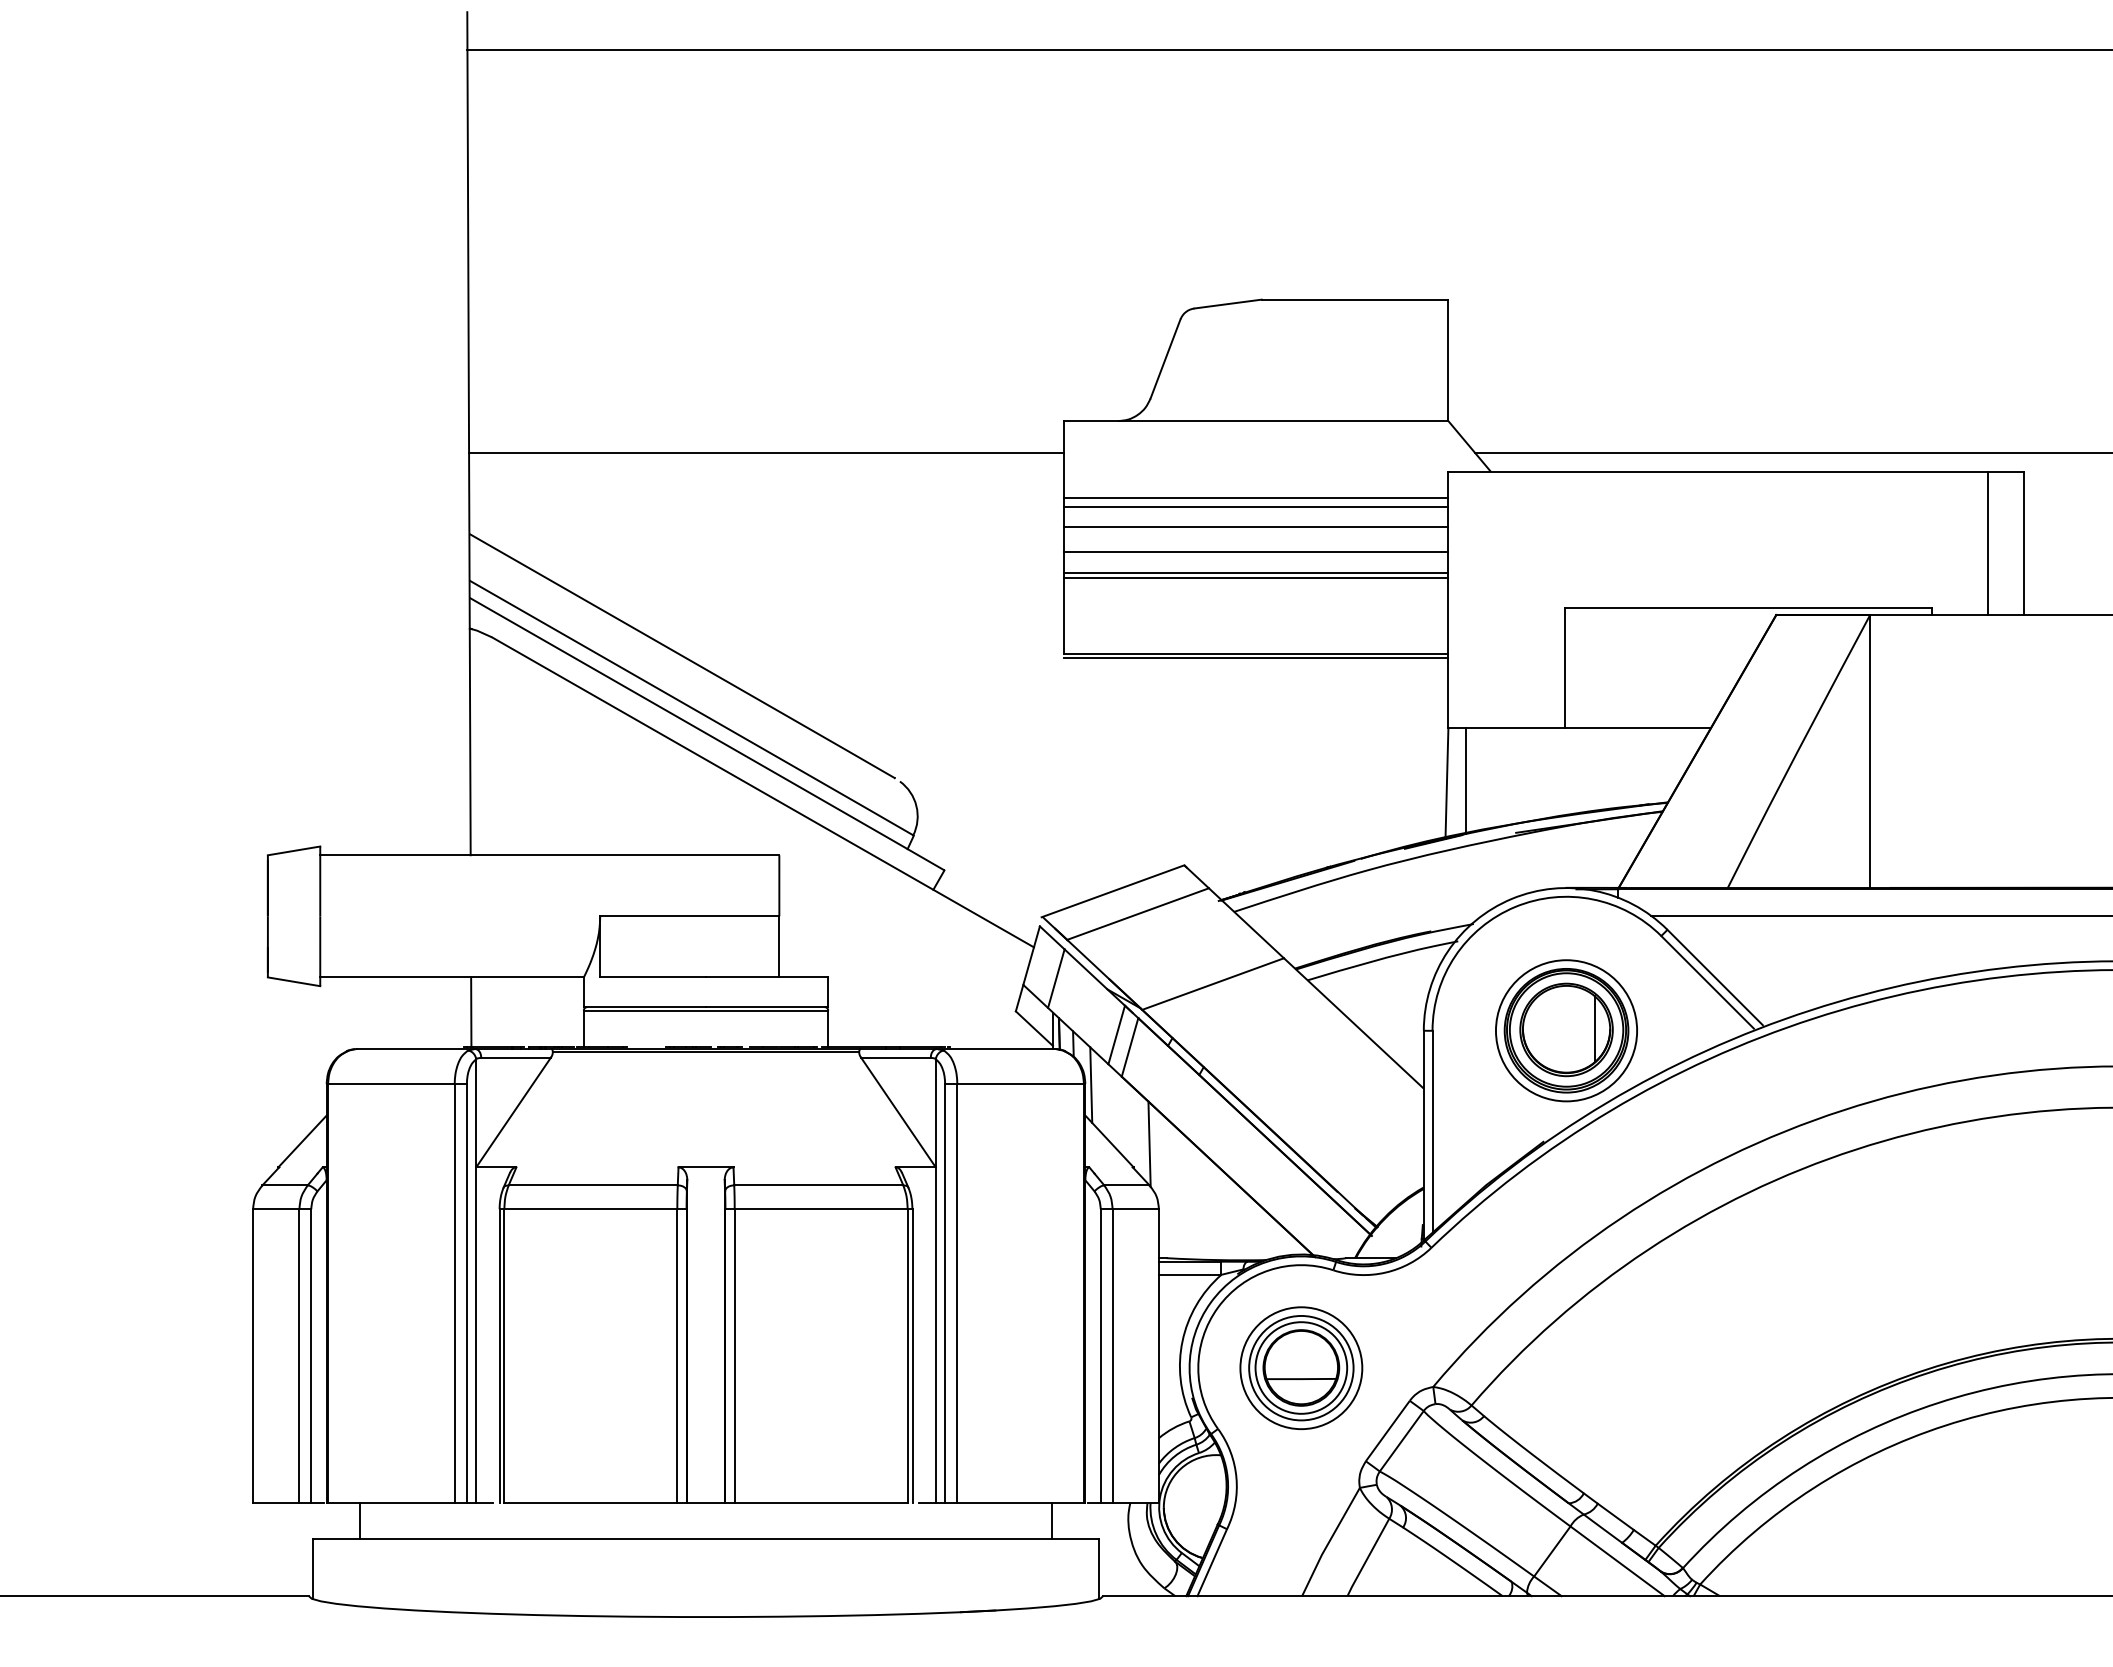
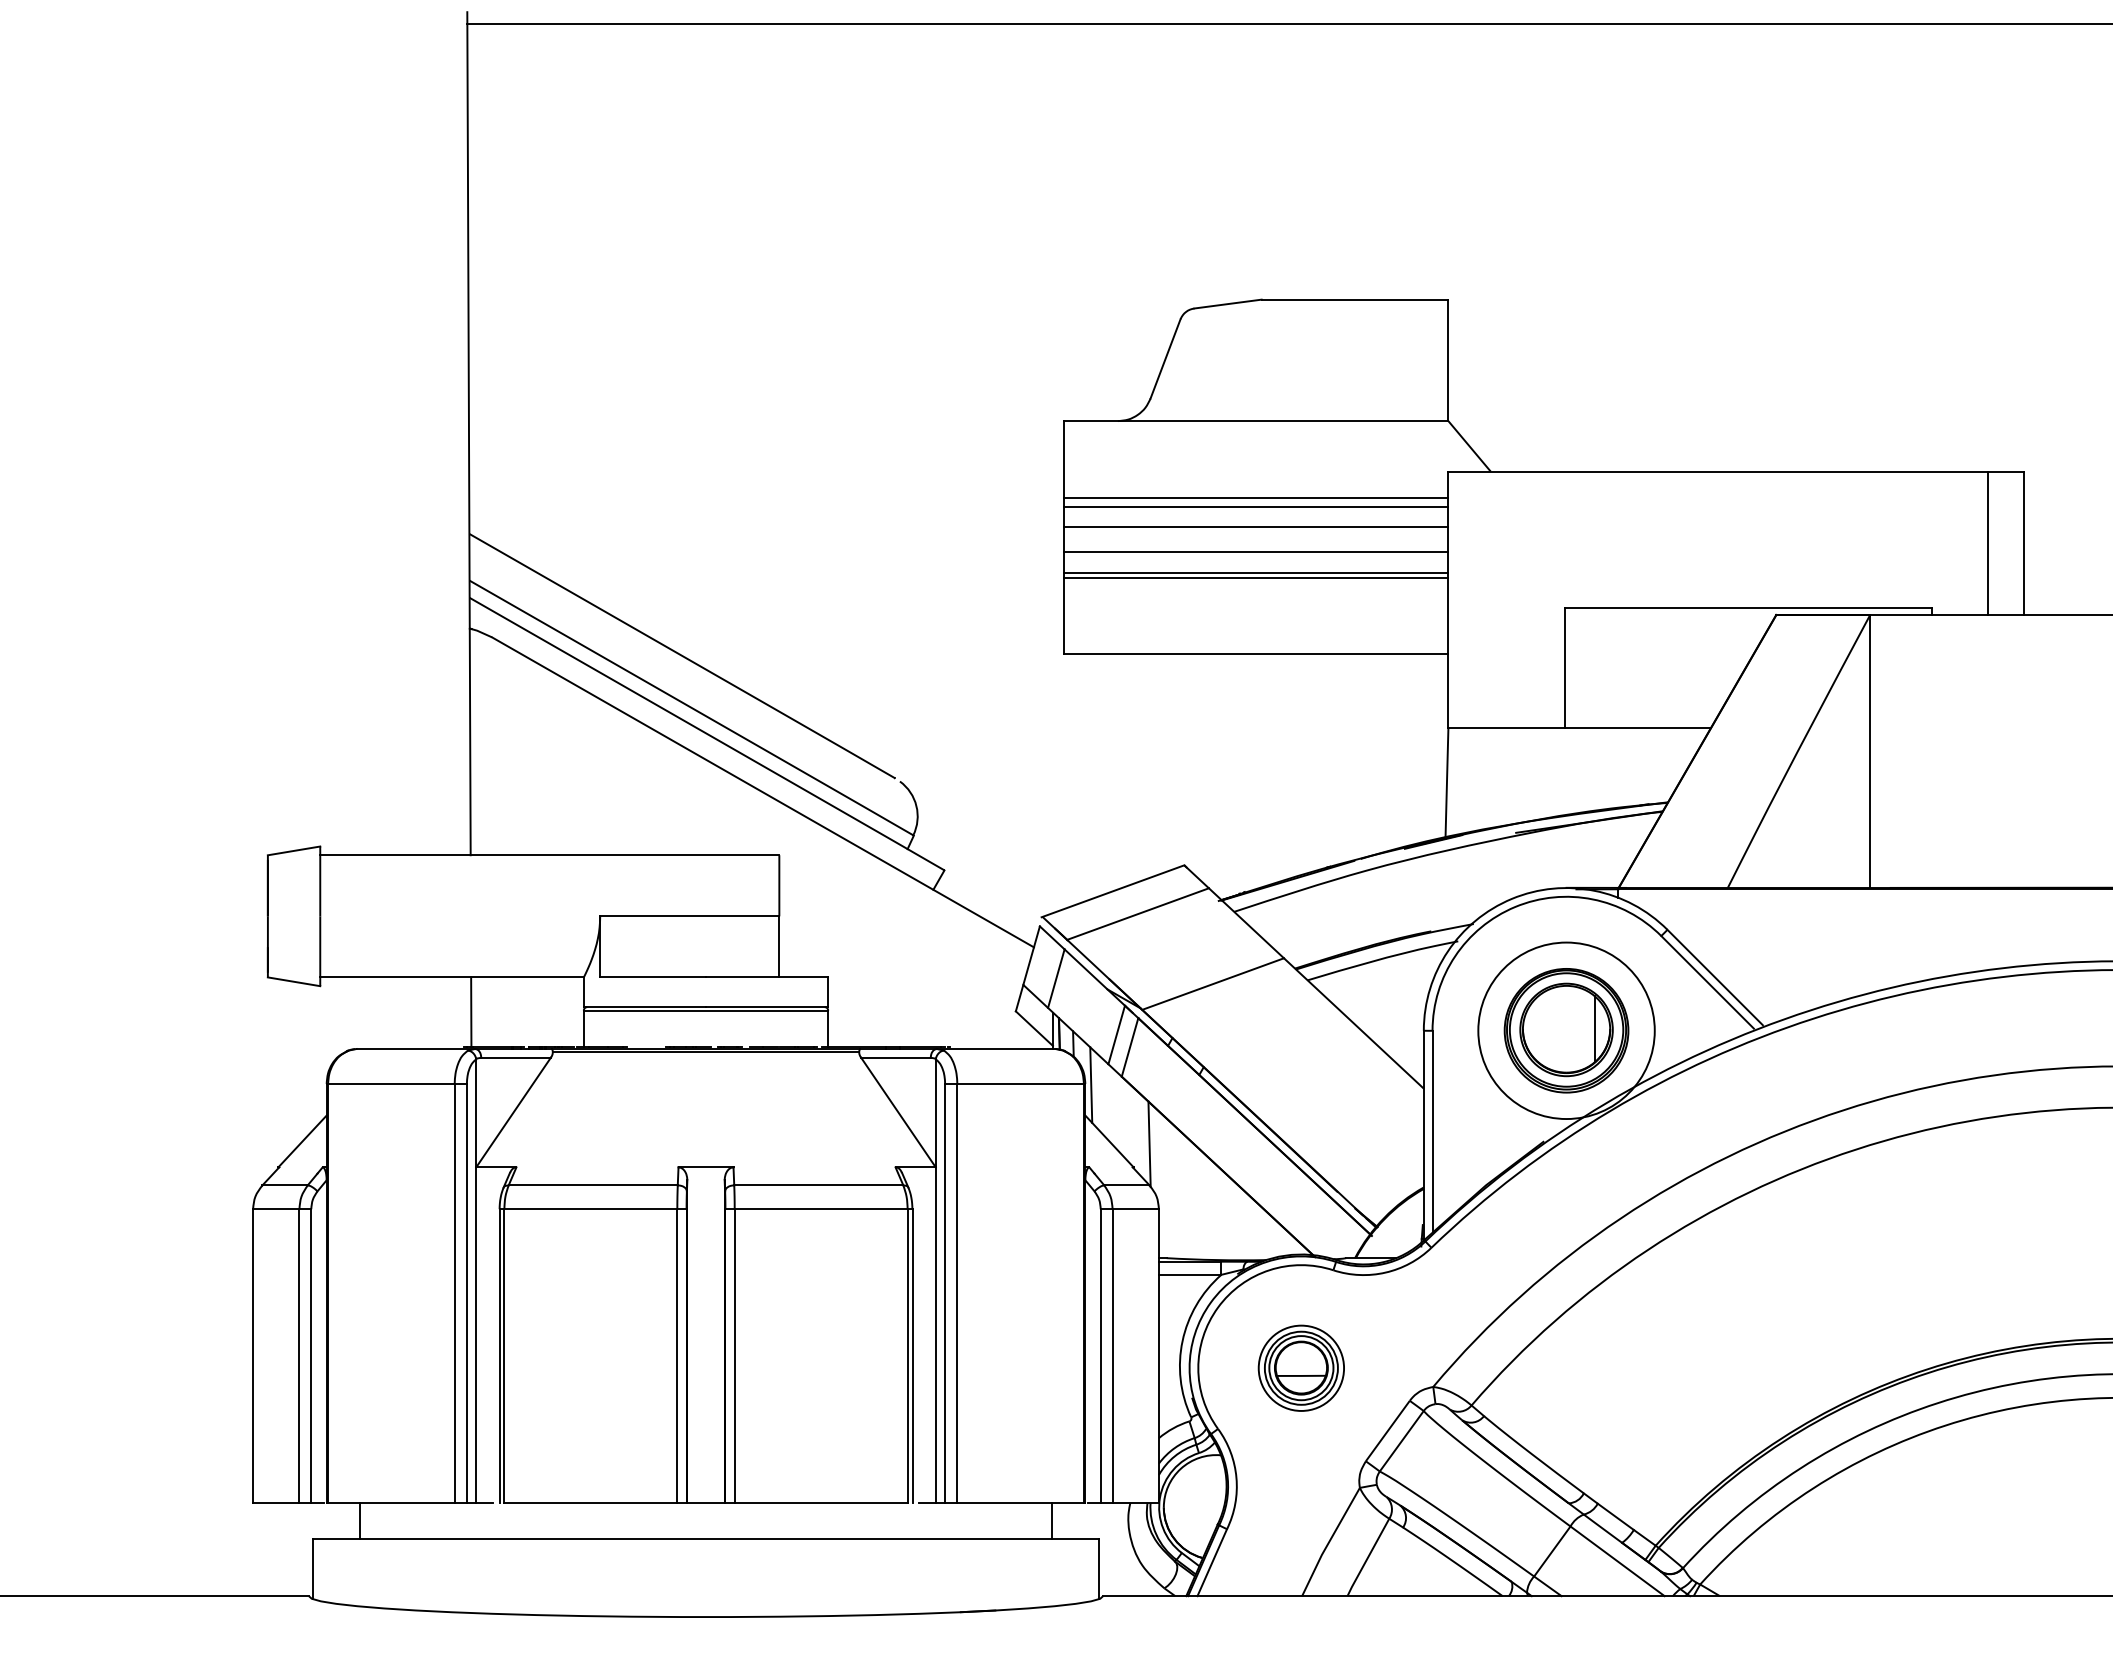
line position: (1288, 49) -> (1288, 23) (1288, 23)
line: present -> none (766, 452)
line: present -> none (1792, 452)
line: present -> none (1256, 658)
line: present -> none (1465, 781)
line: present -> none (1879, 915)
circle diameter: 141 px -> 176 px (1566, 1030)
part size: 125x125 px -> 88x88 px (1300, 1367)
